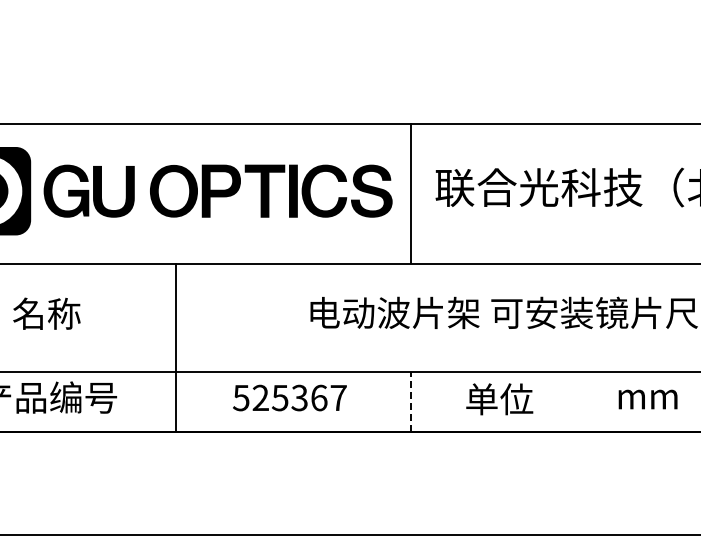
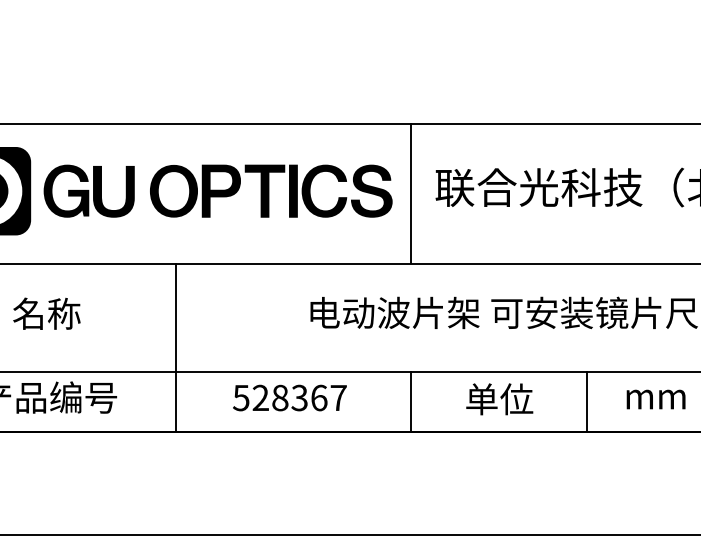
text: 525367 -> 528367 (280, 397)
text position: (647, 399) -> (655, 399) (655, 399)
line: dashed -> solid (411, 401)
line: none -> present (587, 401)
